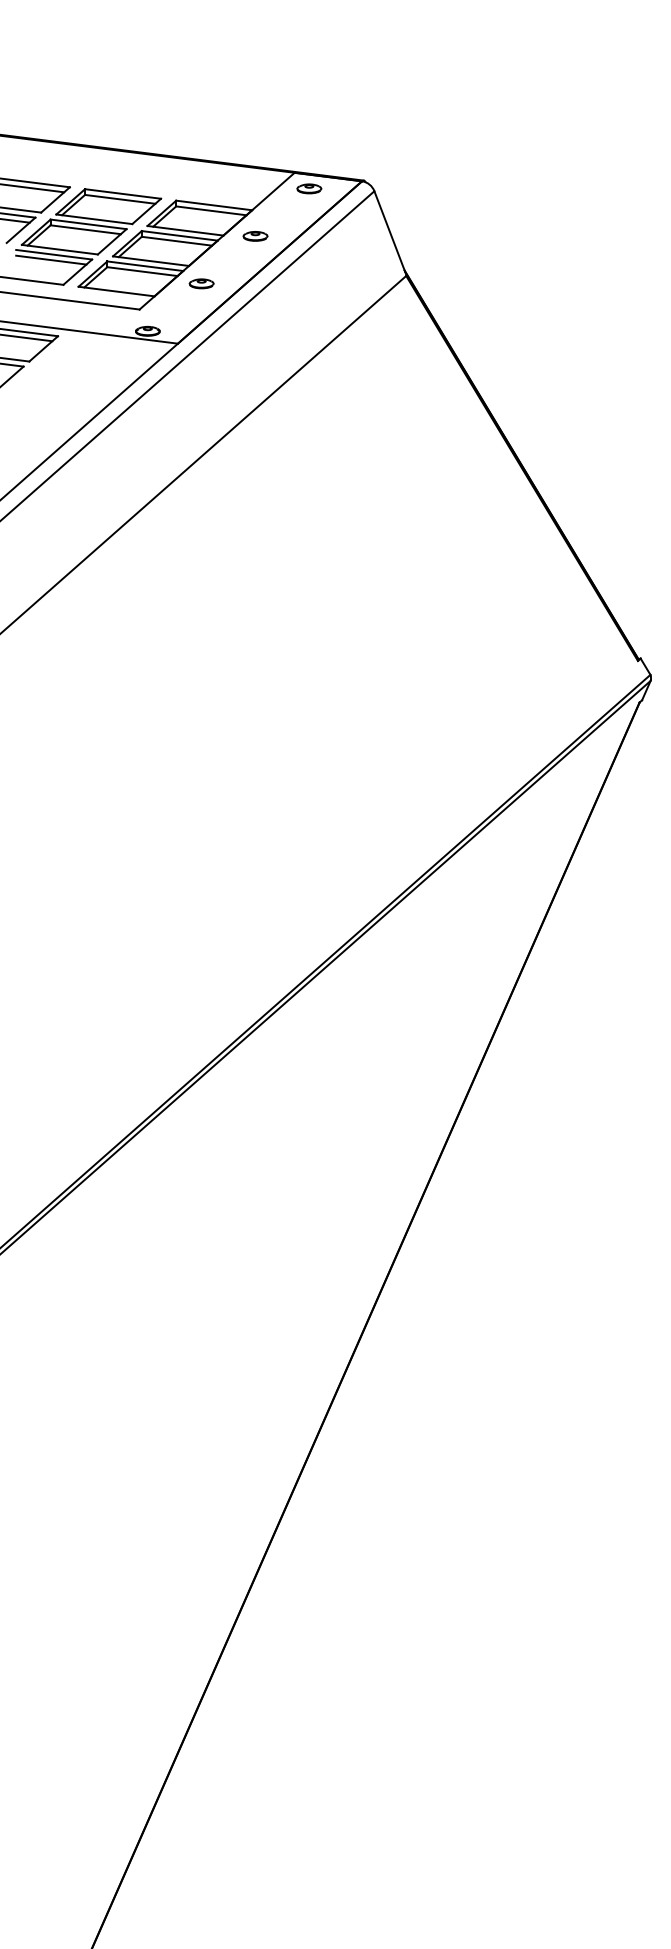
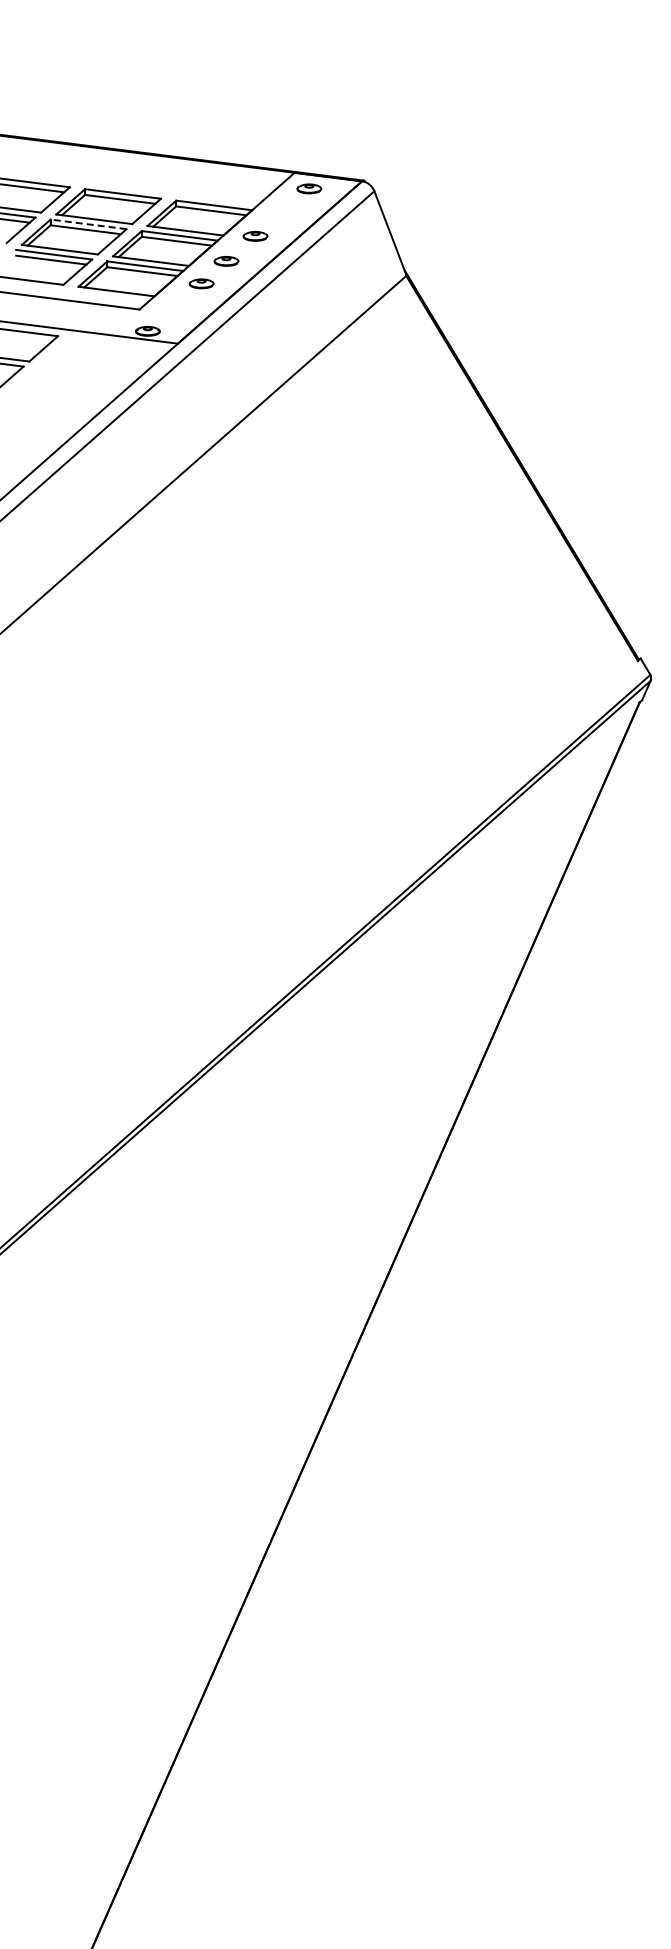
line: solid -> dashed (88, 224)
part: none -> present (226, 261)
line: present -> none (27, 337)
